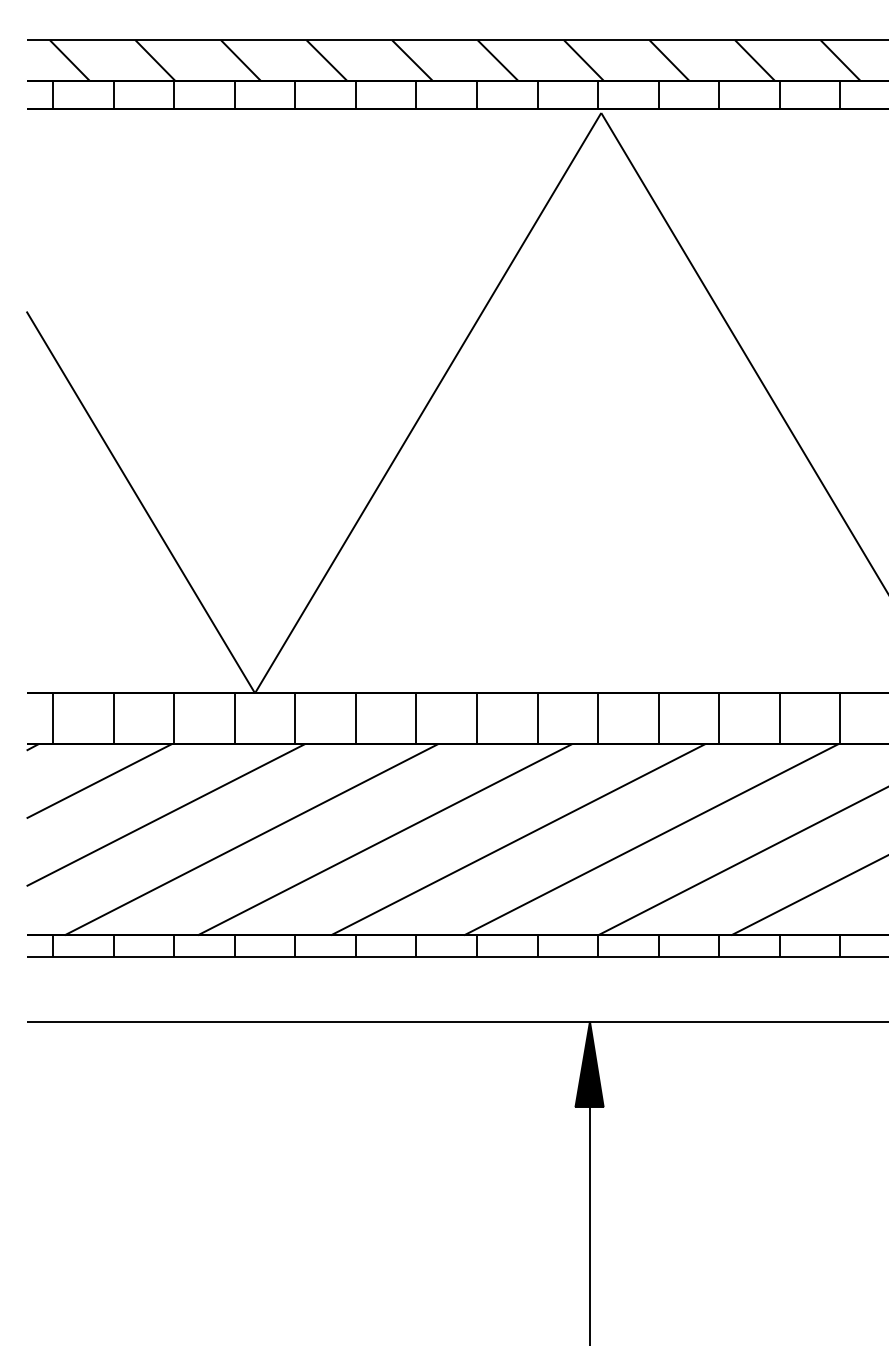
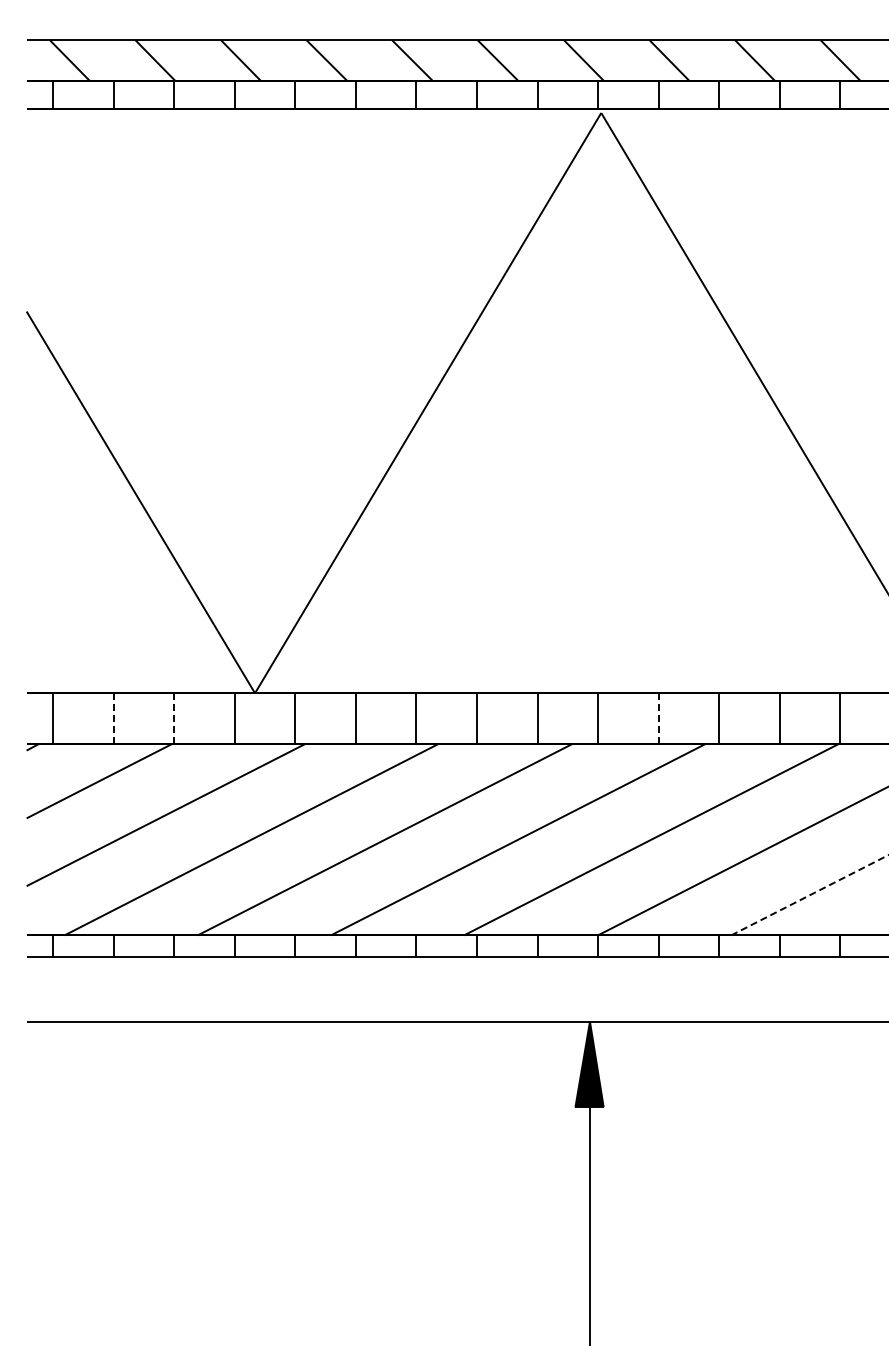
line: solid -> dashed (113, 719)
line: solid -> dashed (174, 719)
line: solid -> dashed (658, 719)
line: solid -> dashed (810, 895)
